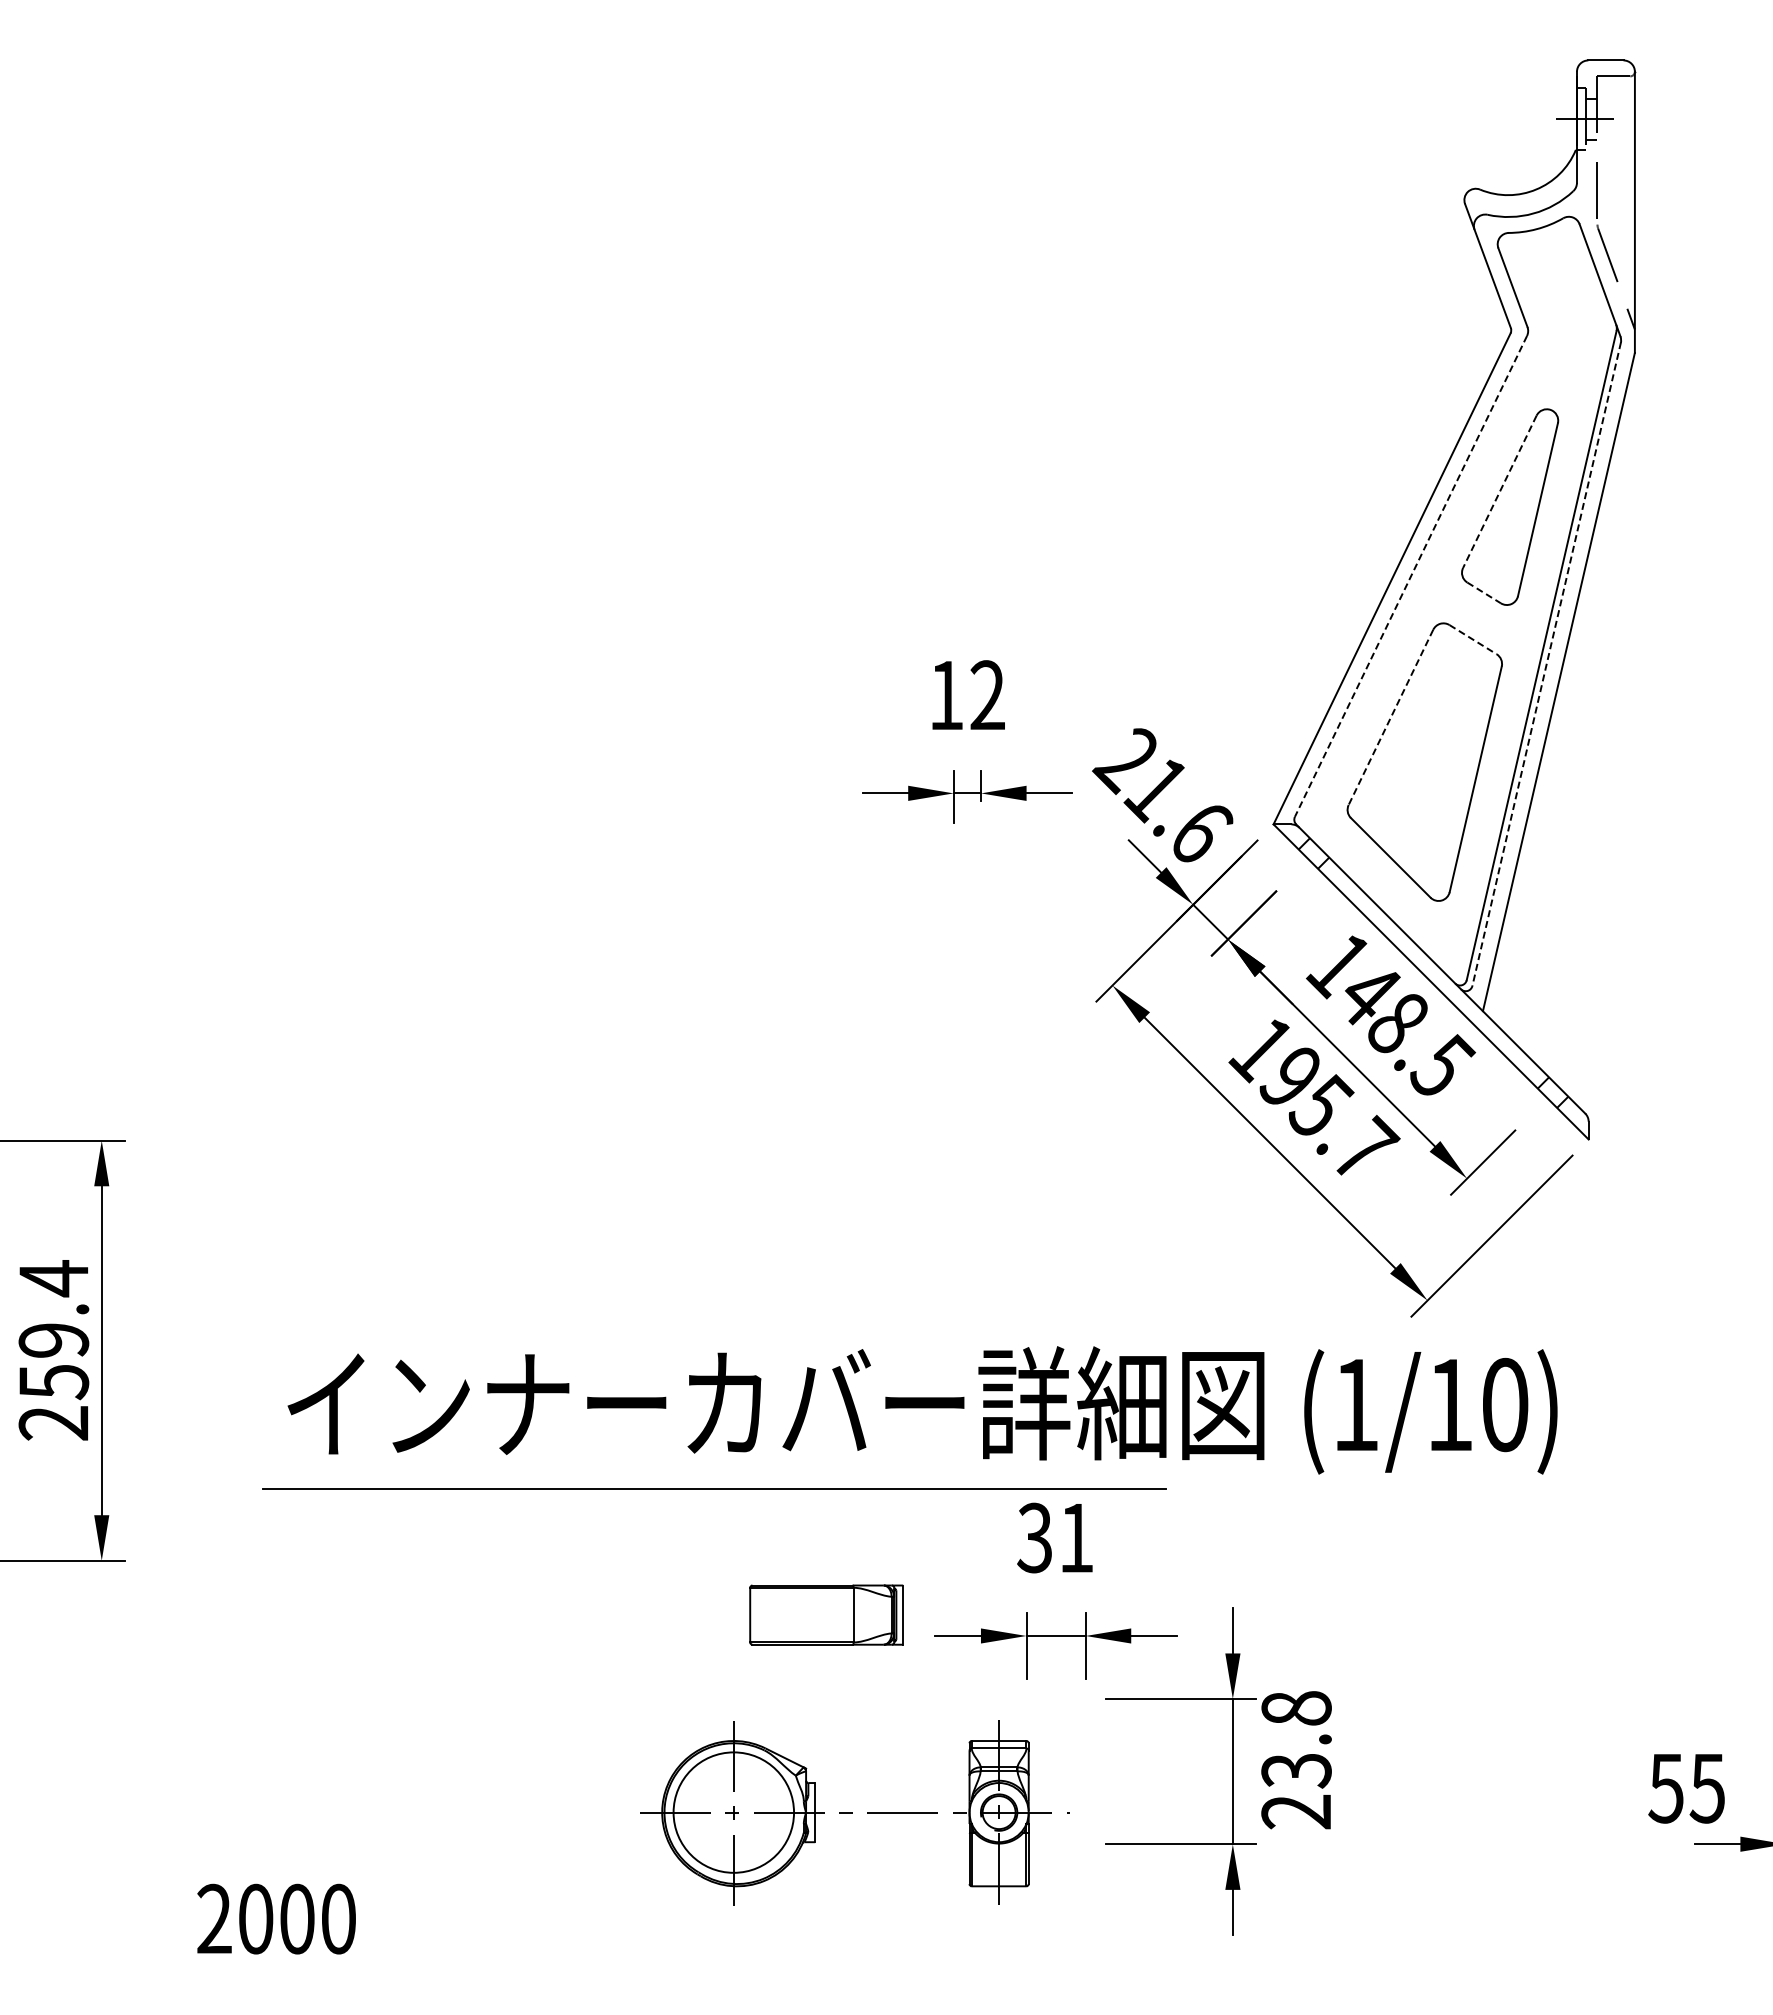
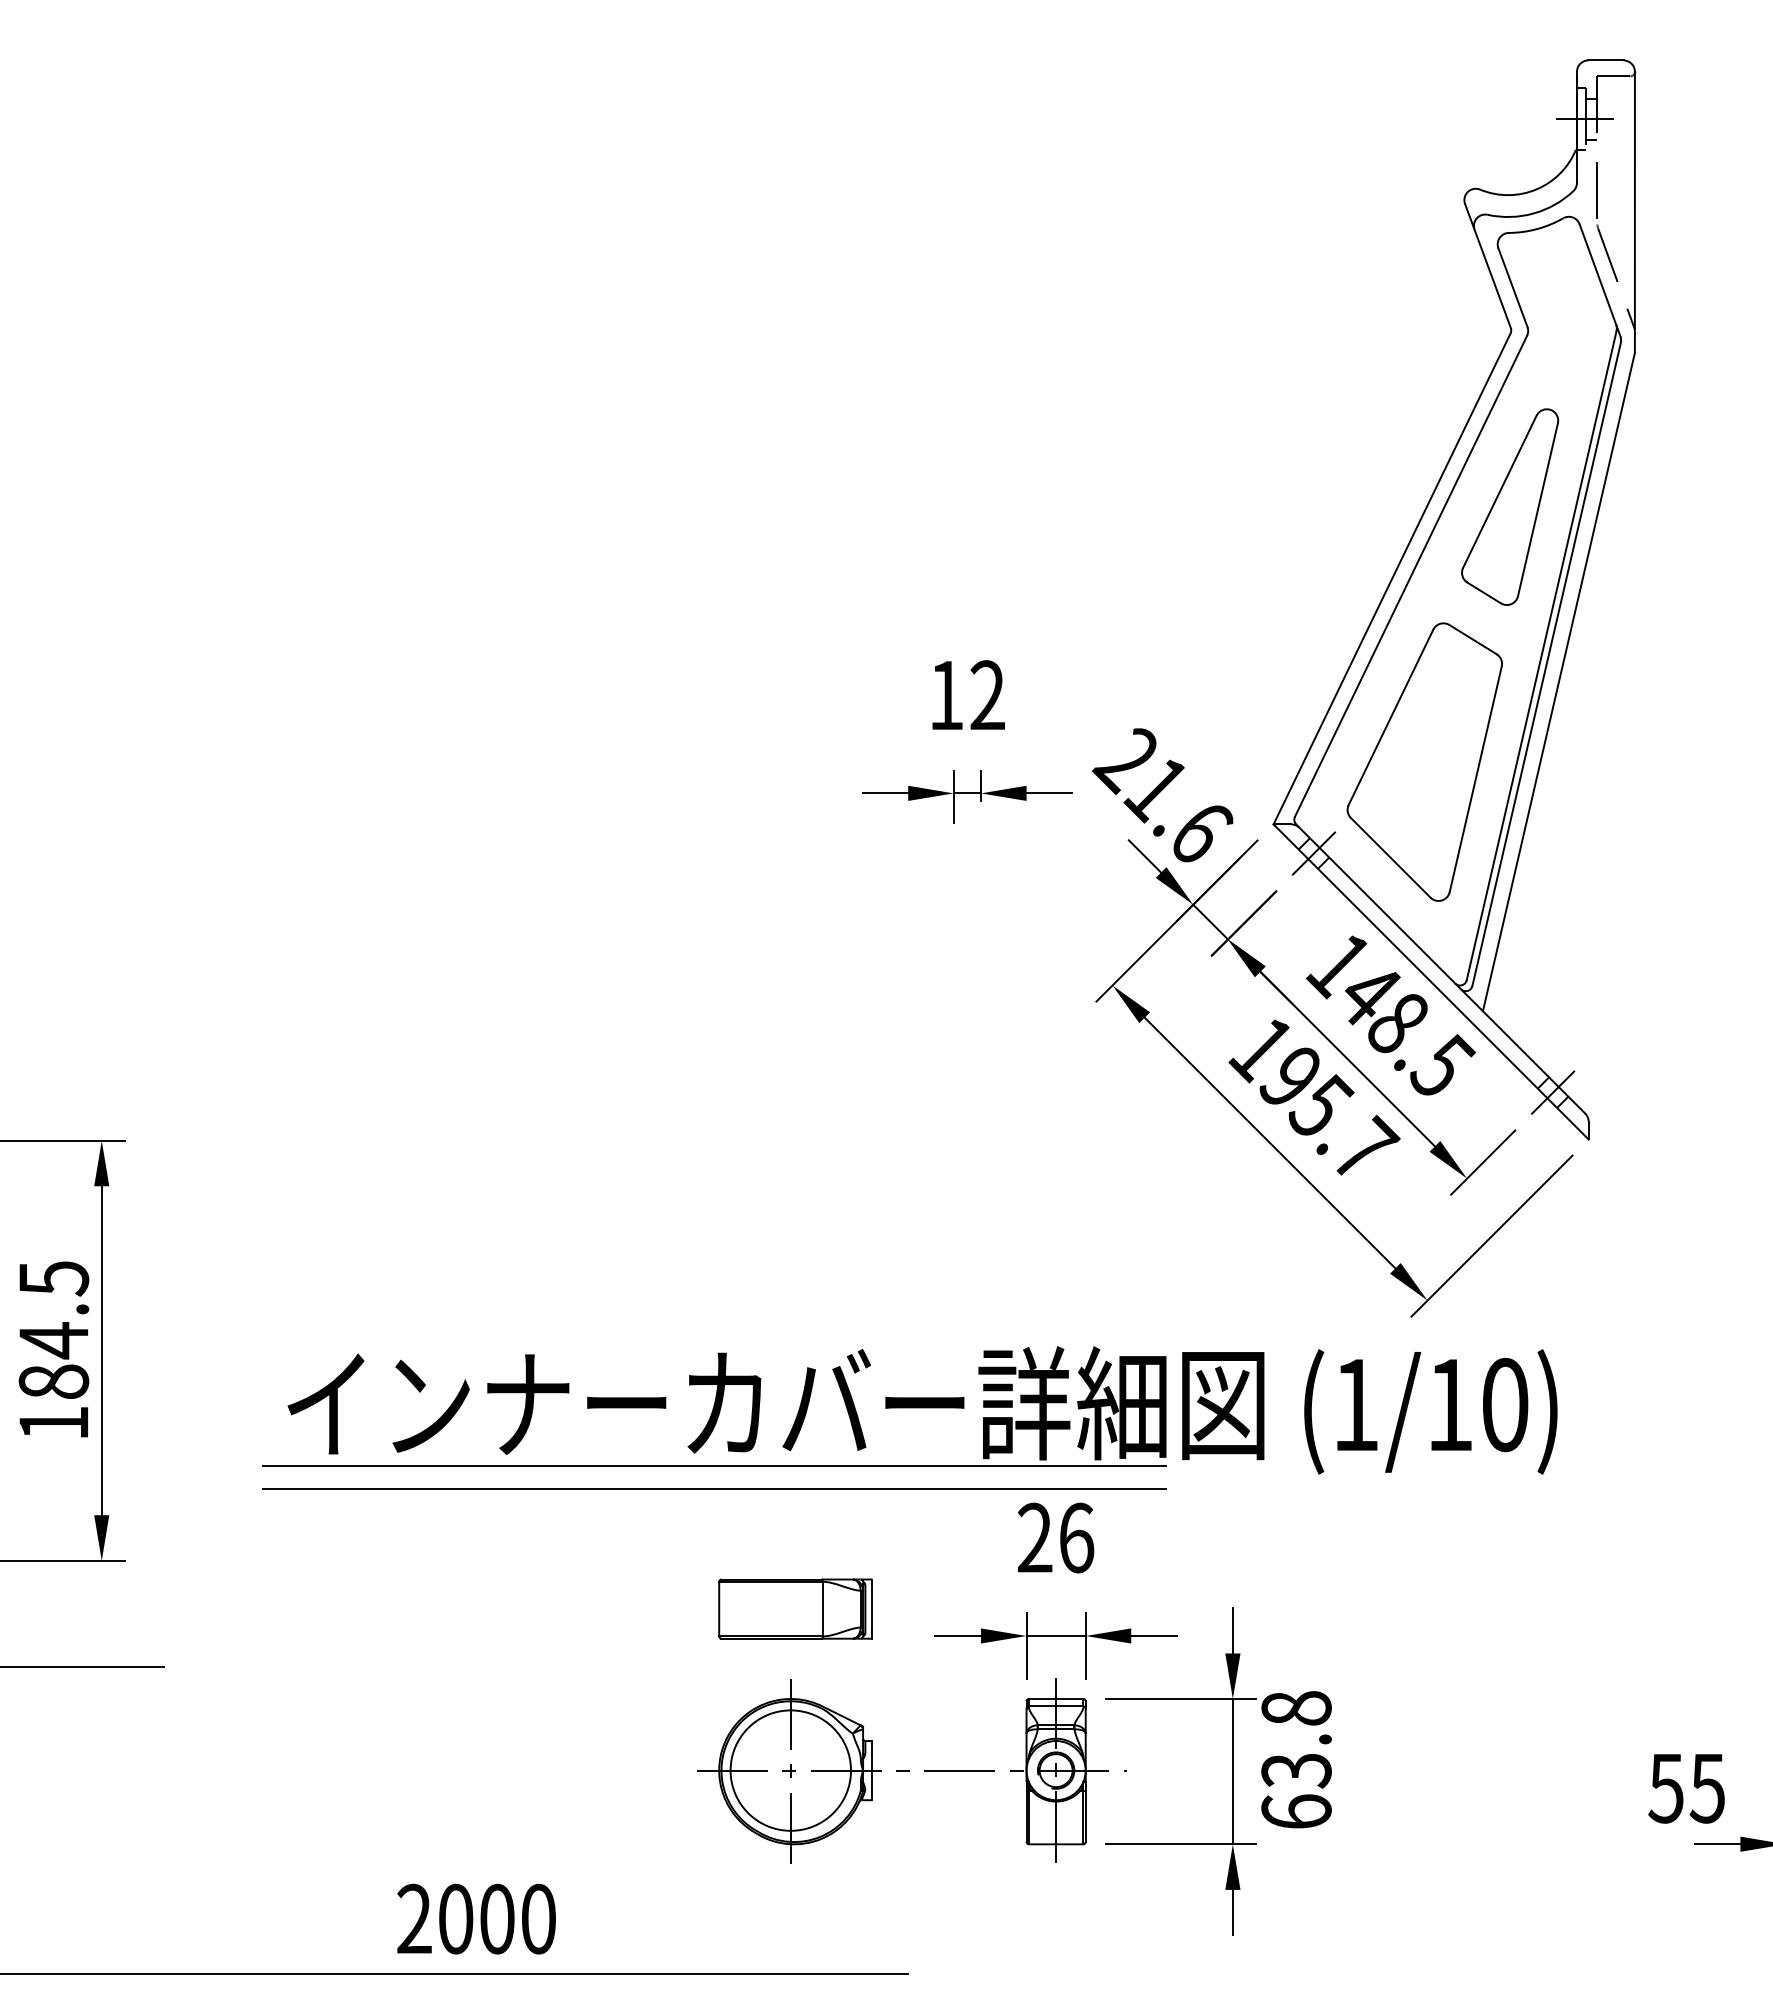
line: dashed -> solid (1499, 491)
line: dashed -> solid (1411, 576)
line: dashed -> solid (1484, 592)
line: dashed -> solid (1473, 639)
line: dashed -> solid (1546, 664)
line: dashed -> solid (1390, 717)
line: none -> present (1313, 853)
line: none -> present (1552, 1092)
text: 259.4 -> 184.5 (53, 1350)
line: none -> present (714, 1465)
text: 31 -> 26 (1055, 1537)
part position: (826, 1614) -> (795, 1608) (795, 1608)
line: none -> present (83, 1667)
text: 23.8 -> 63.8 (1296, 1811)
part position: (854, 1812) -> (911, 1770) (911, 1770)
text position: (276, 1918) -> (476, 1918) (476, 1918)
line: none -> present (455, 1973)
